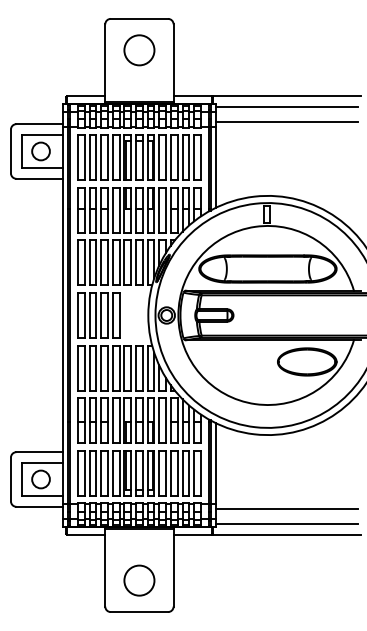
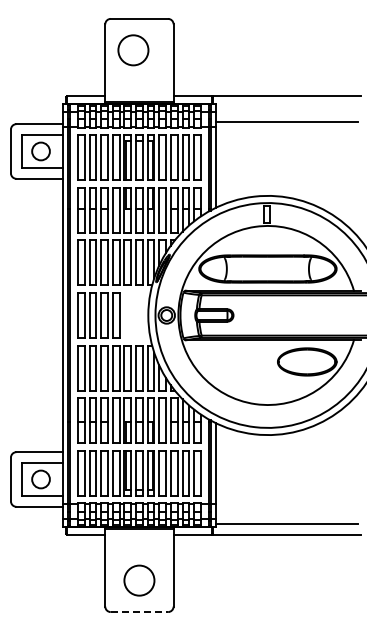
circle position: (139, 50) -> (133, 50) (133, 50)
line: present -> none (286, 107)
line: present -> none (286, 508)
line: solid -> dashed (139, 612)
